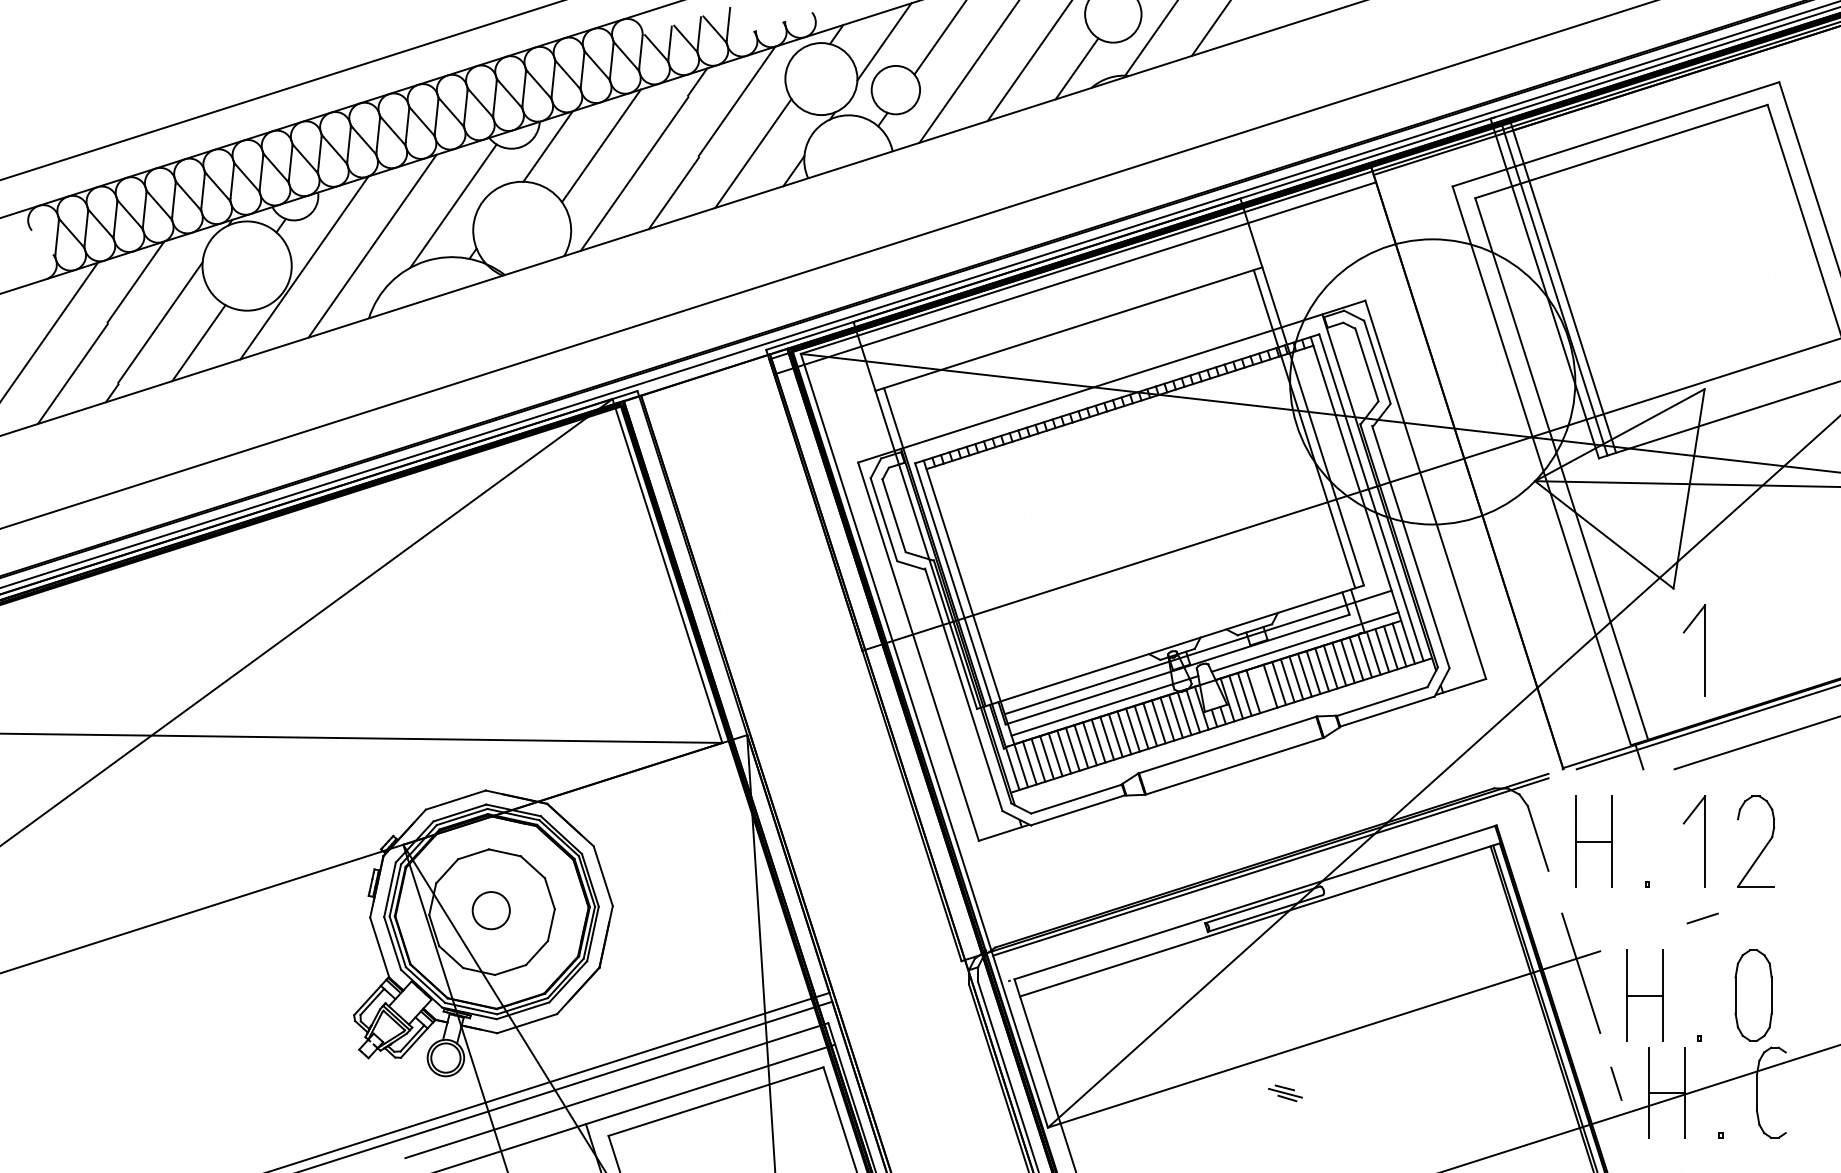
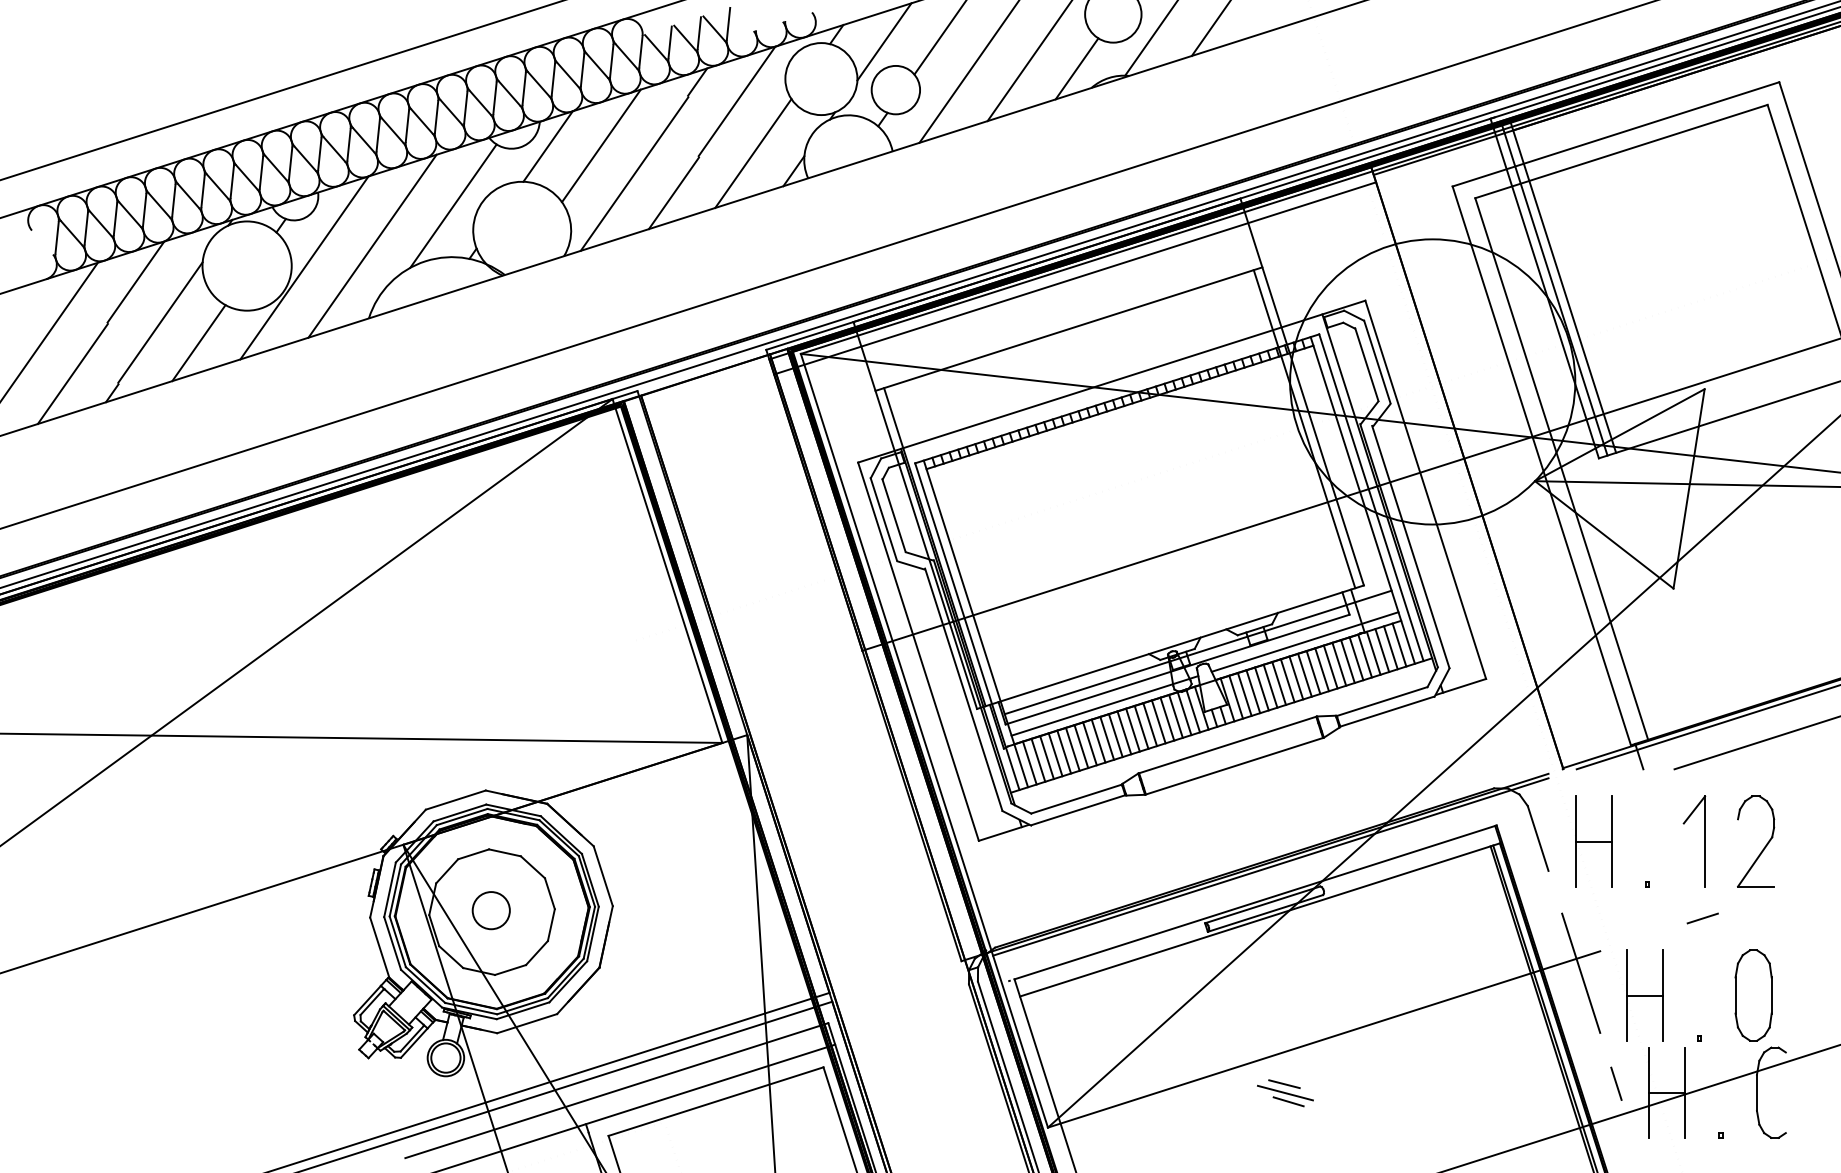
part: present -> none (1704, 650)
line: none -> present (1261, 688)
part size: 35x19 px -> 57x29 px (1285, 1093)
